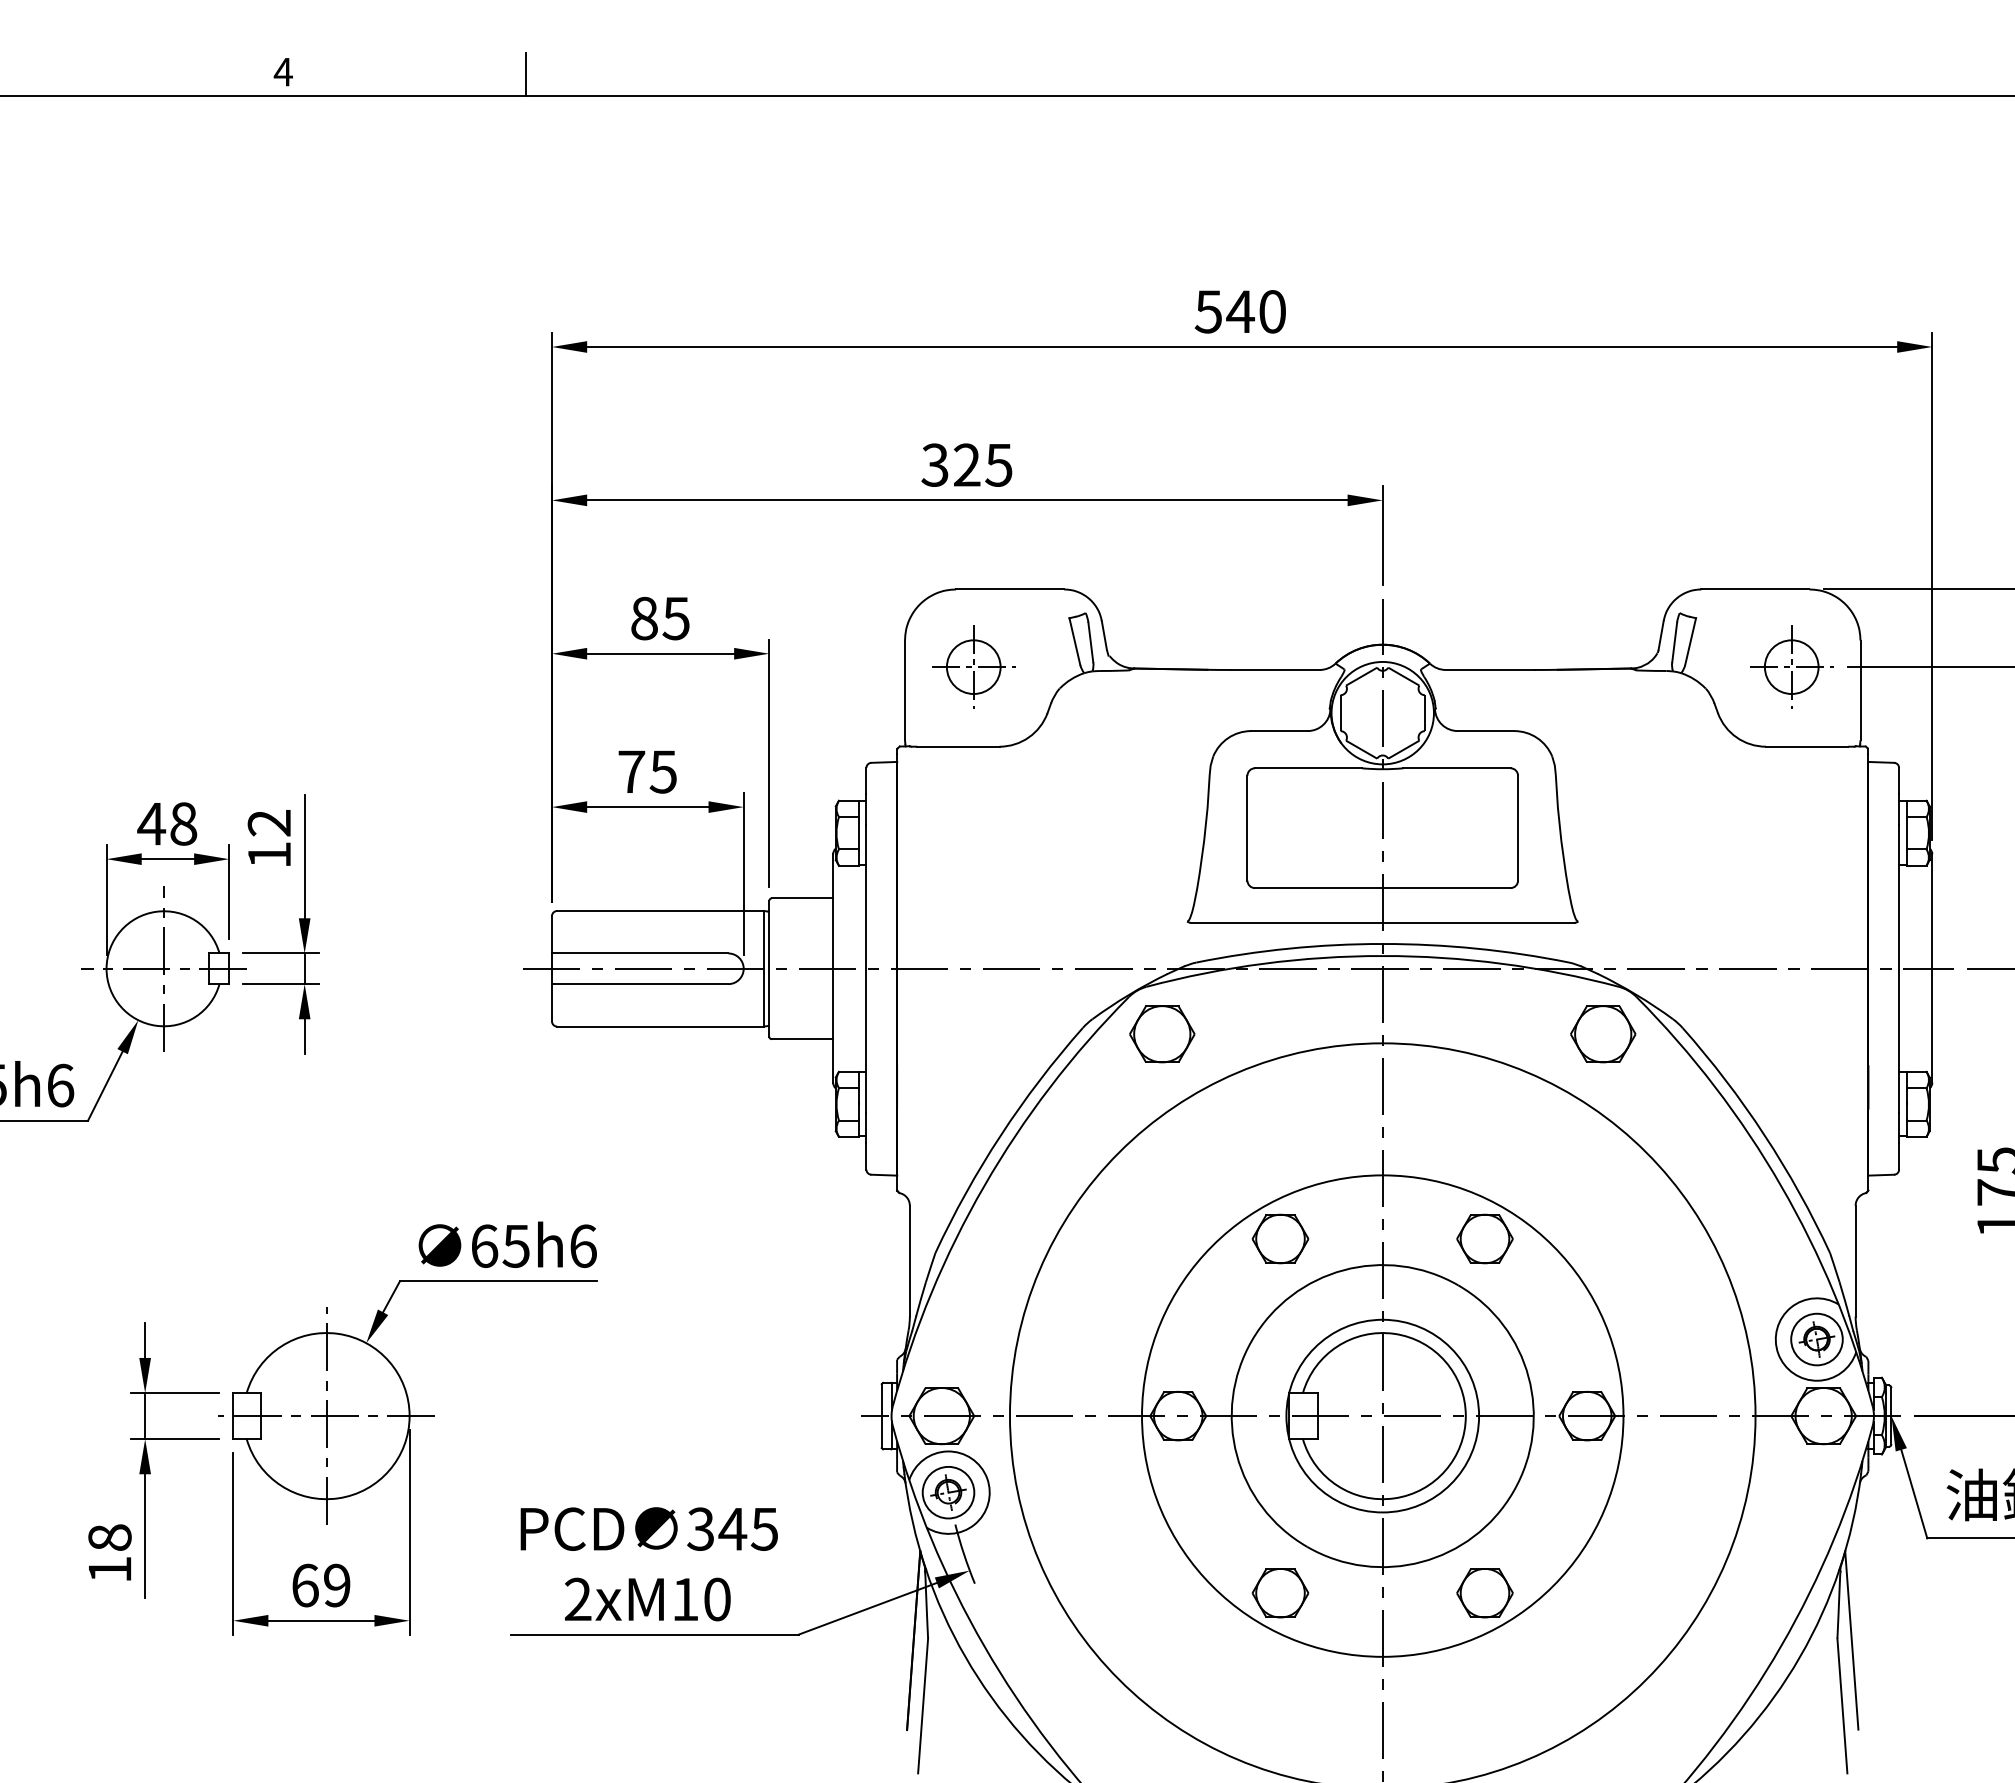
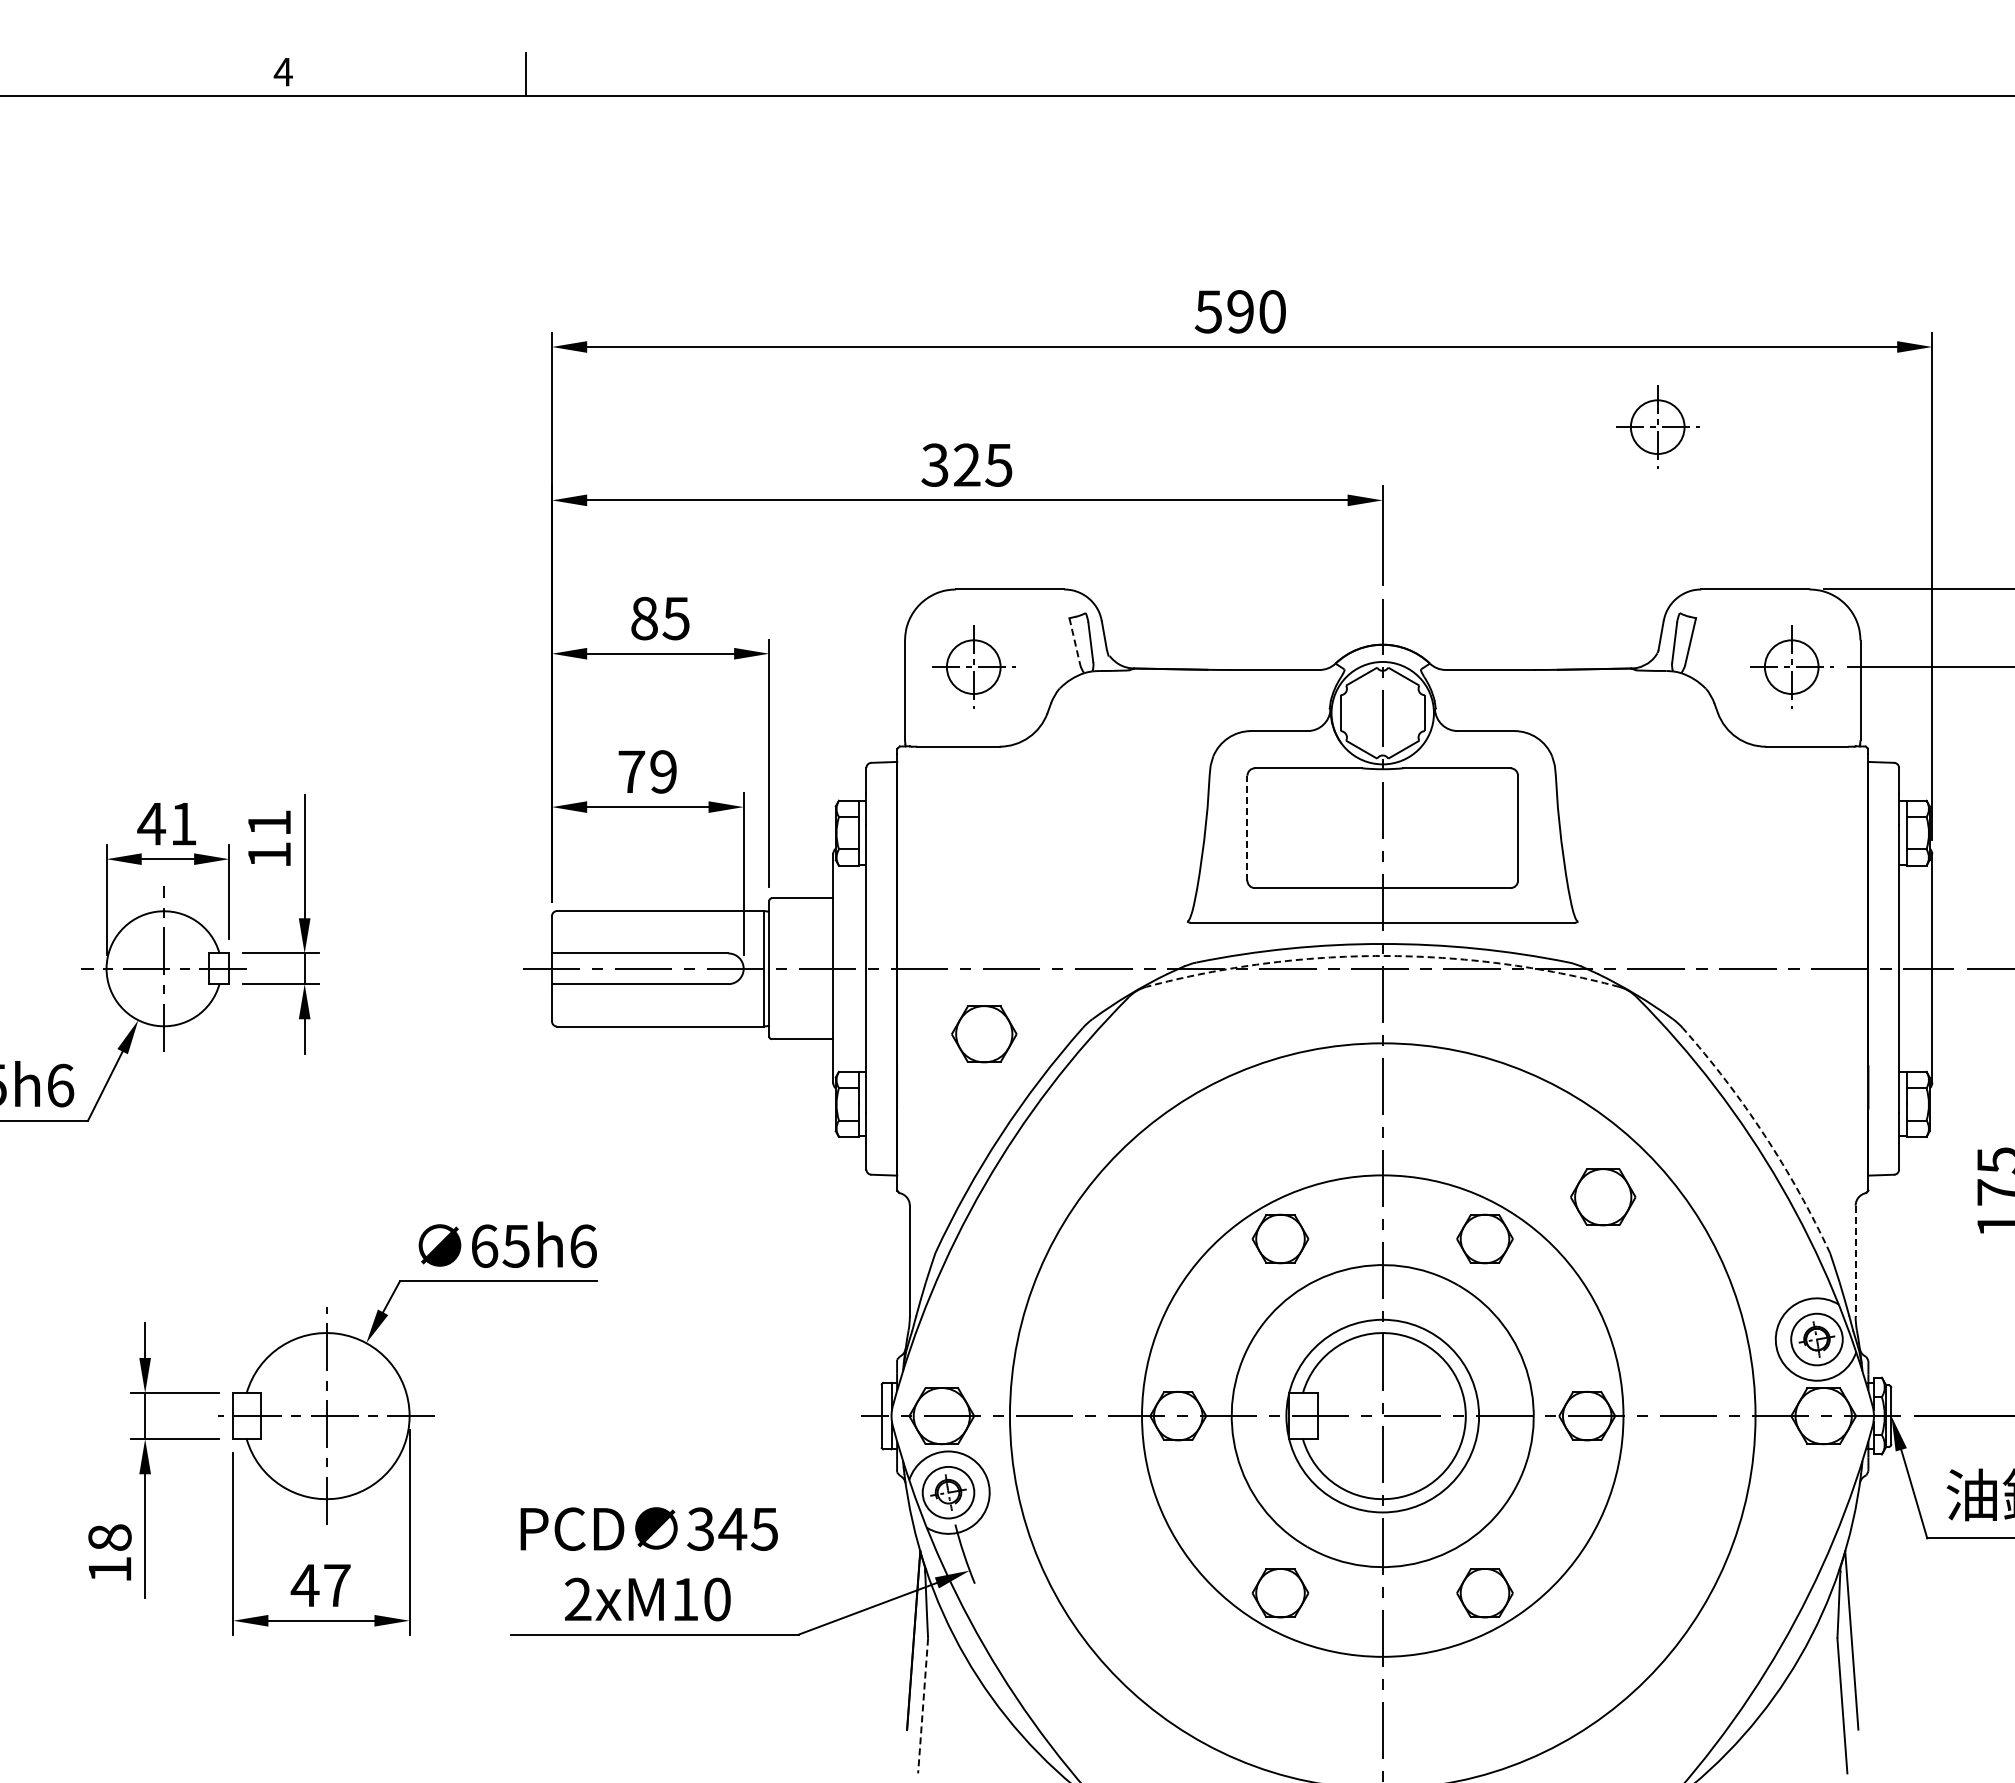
text: 540 -> 590 (1240, 311)
part: none -> present (1657, 426)
line: solid -> dashed (1074, 641)
text: 75 -> 79 (662, 771)
text: 48 -> 41 (183, 823)
text: 12 -> 11 (268, 823)
line: solid -> dashed (1247, 827)
arc: solid -> dashed (1382, 956)
part position: (1162, 1034) -> (984, 1034) (984, 1034)
part position: (1603, 1034) -> (1603, 1197) (1603, 1197)
arc: solid -> dashed (1764, 1135)
line: solid -> dashed (1855, 1261)
text: 69 -> 47 (320, 1585)
line: solid -> dashed (923, 1706)
